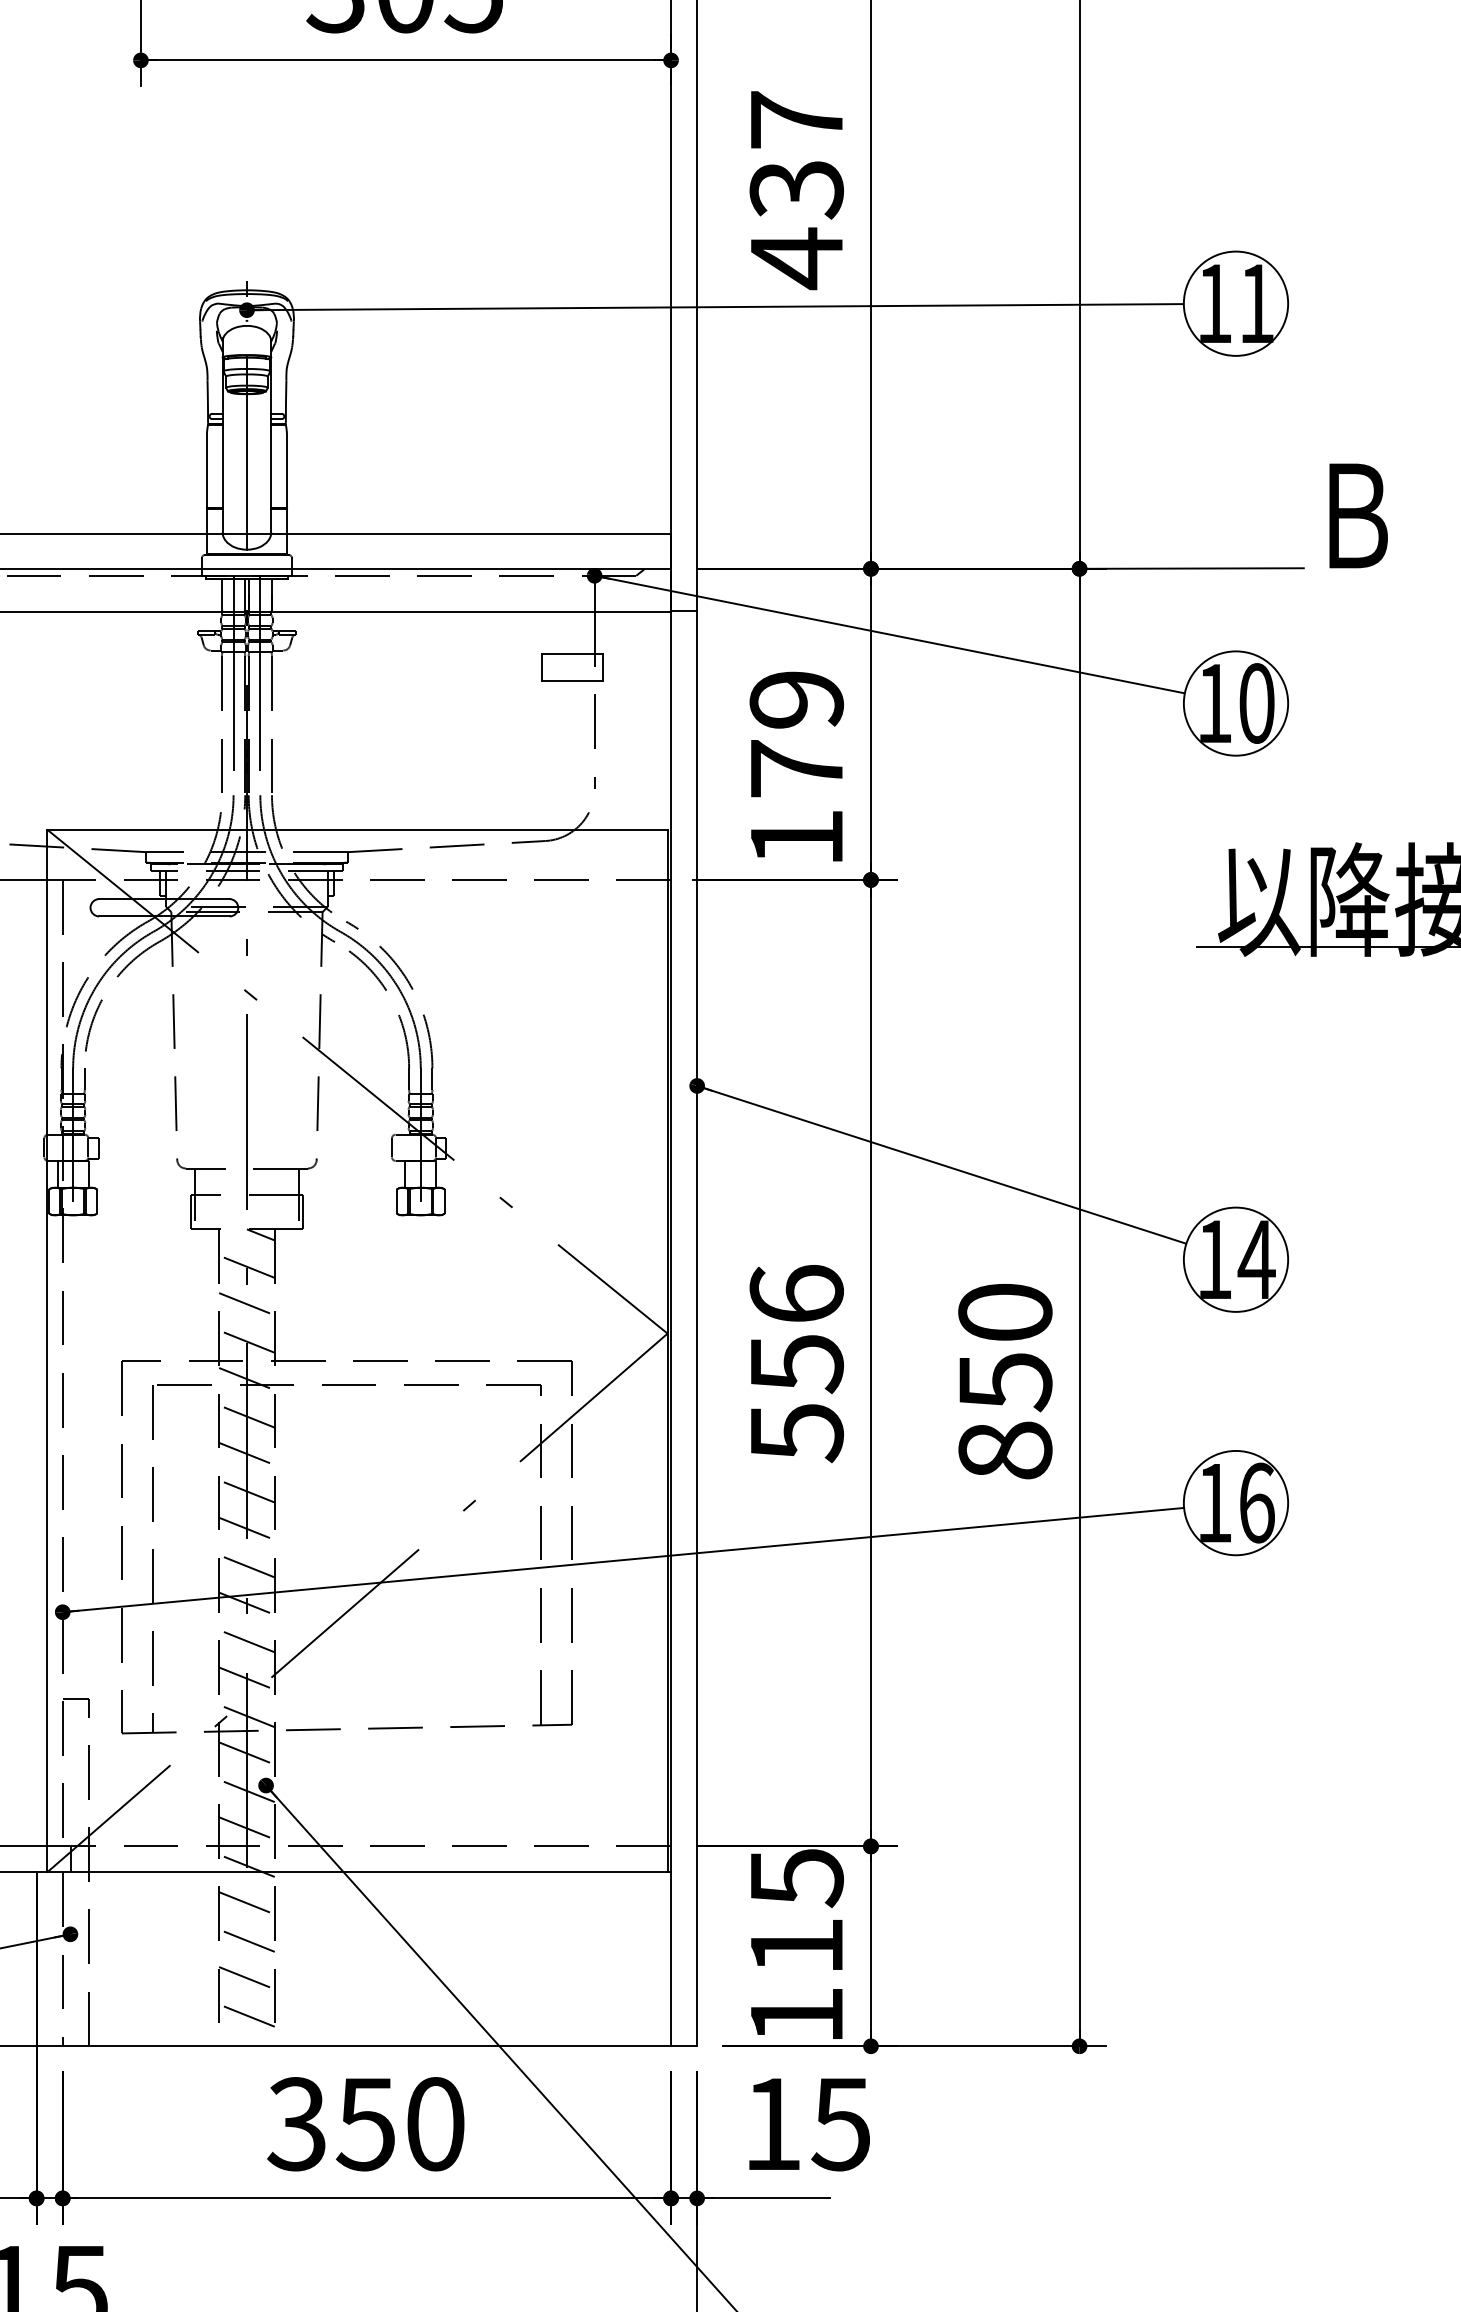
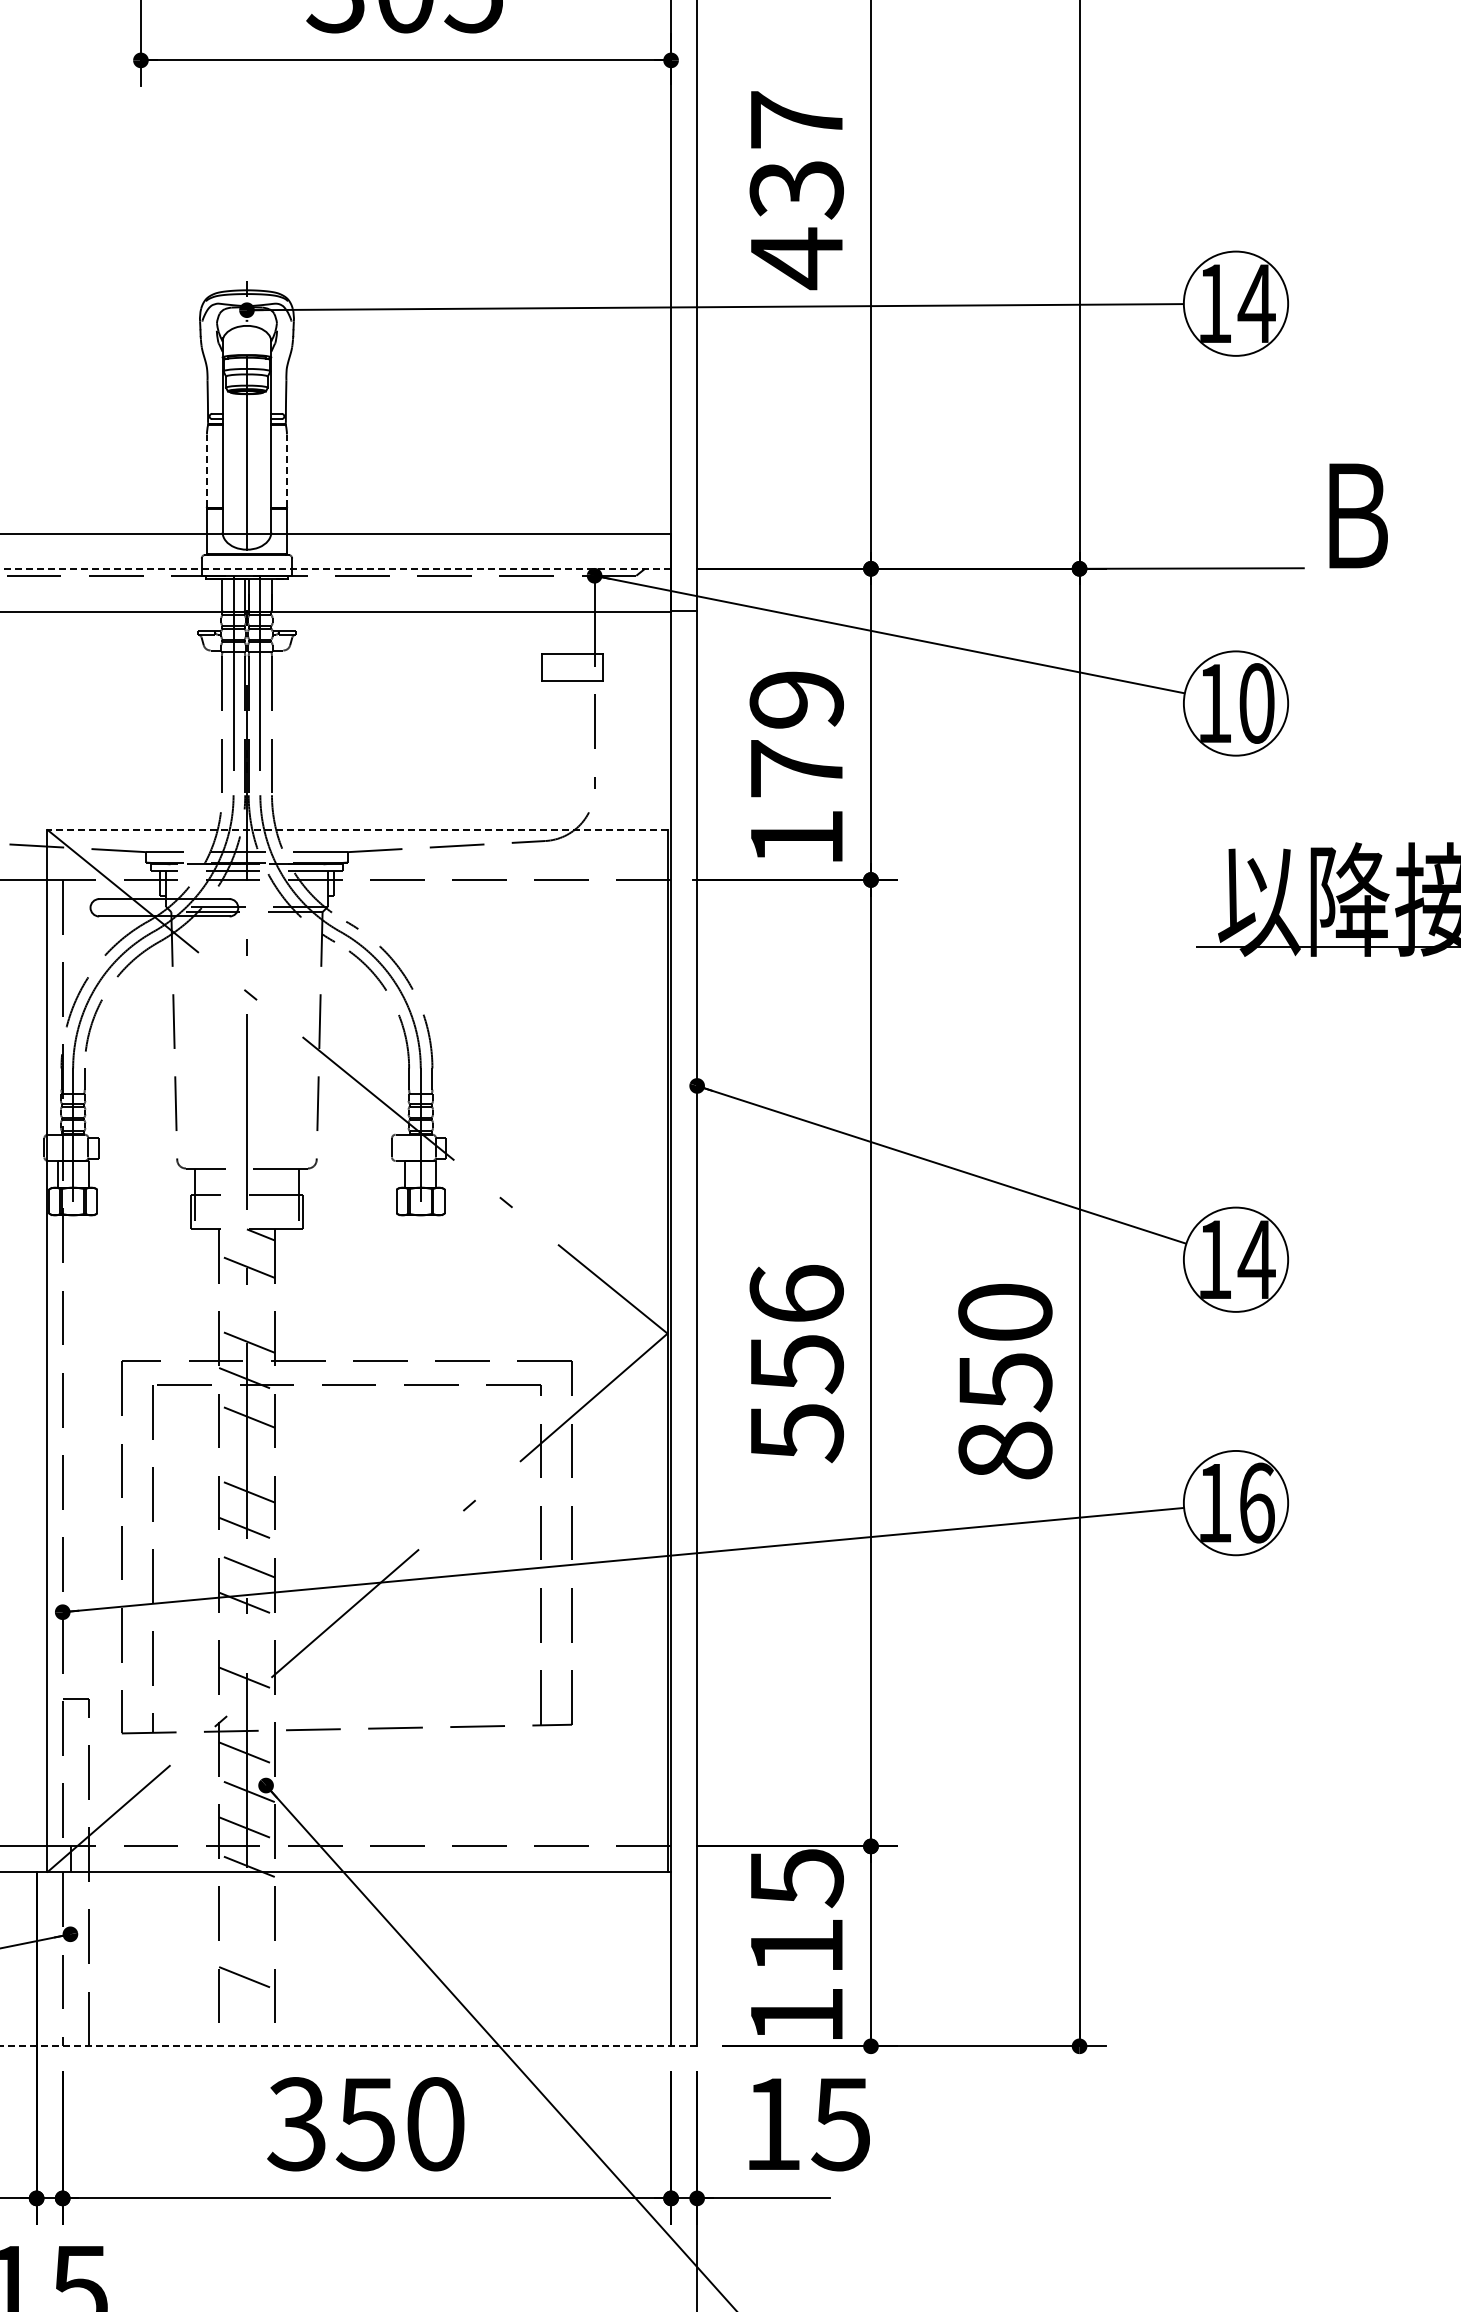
text: 11 -> 14 (1256, 303)
line: solid -> dashed (206, 470)
line: solid -> dashed (286, 470)
line: solid -> dashed (335, 568)
line: solid -> dashed (356, 829)
line: present -> none (246, 1304)
line: present -> none (246, 1453)
line: present -> none (246, 1641)
line: present -> none (246, 1715)
line: present -> none (246, 1903)
line: present -> none (246, 1940)
line: present -> none (246, 2015)
line: solid -> dashed (348, 2046)
